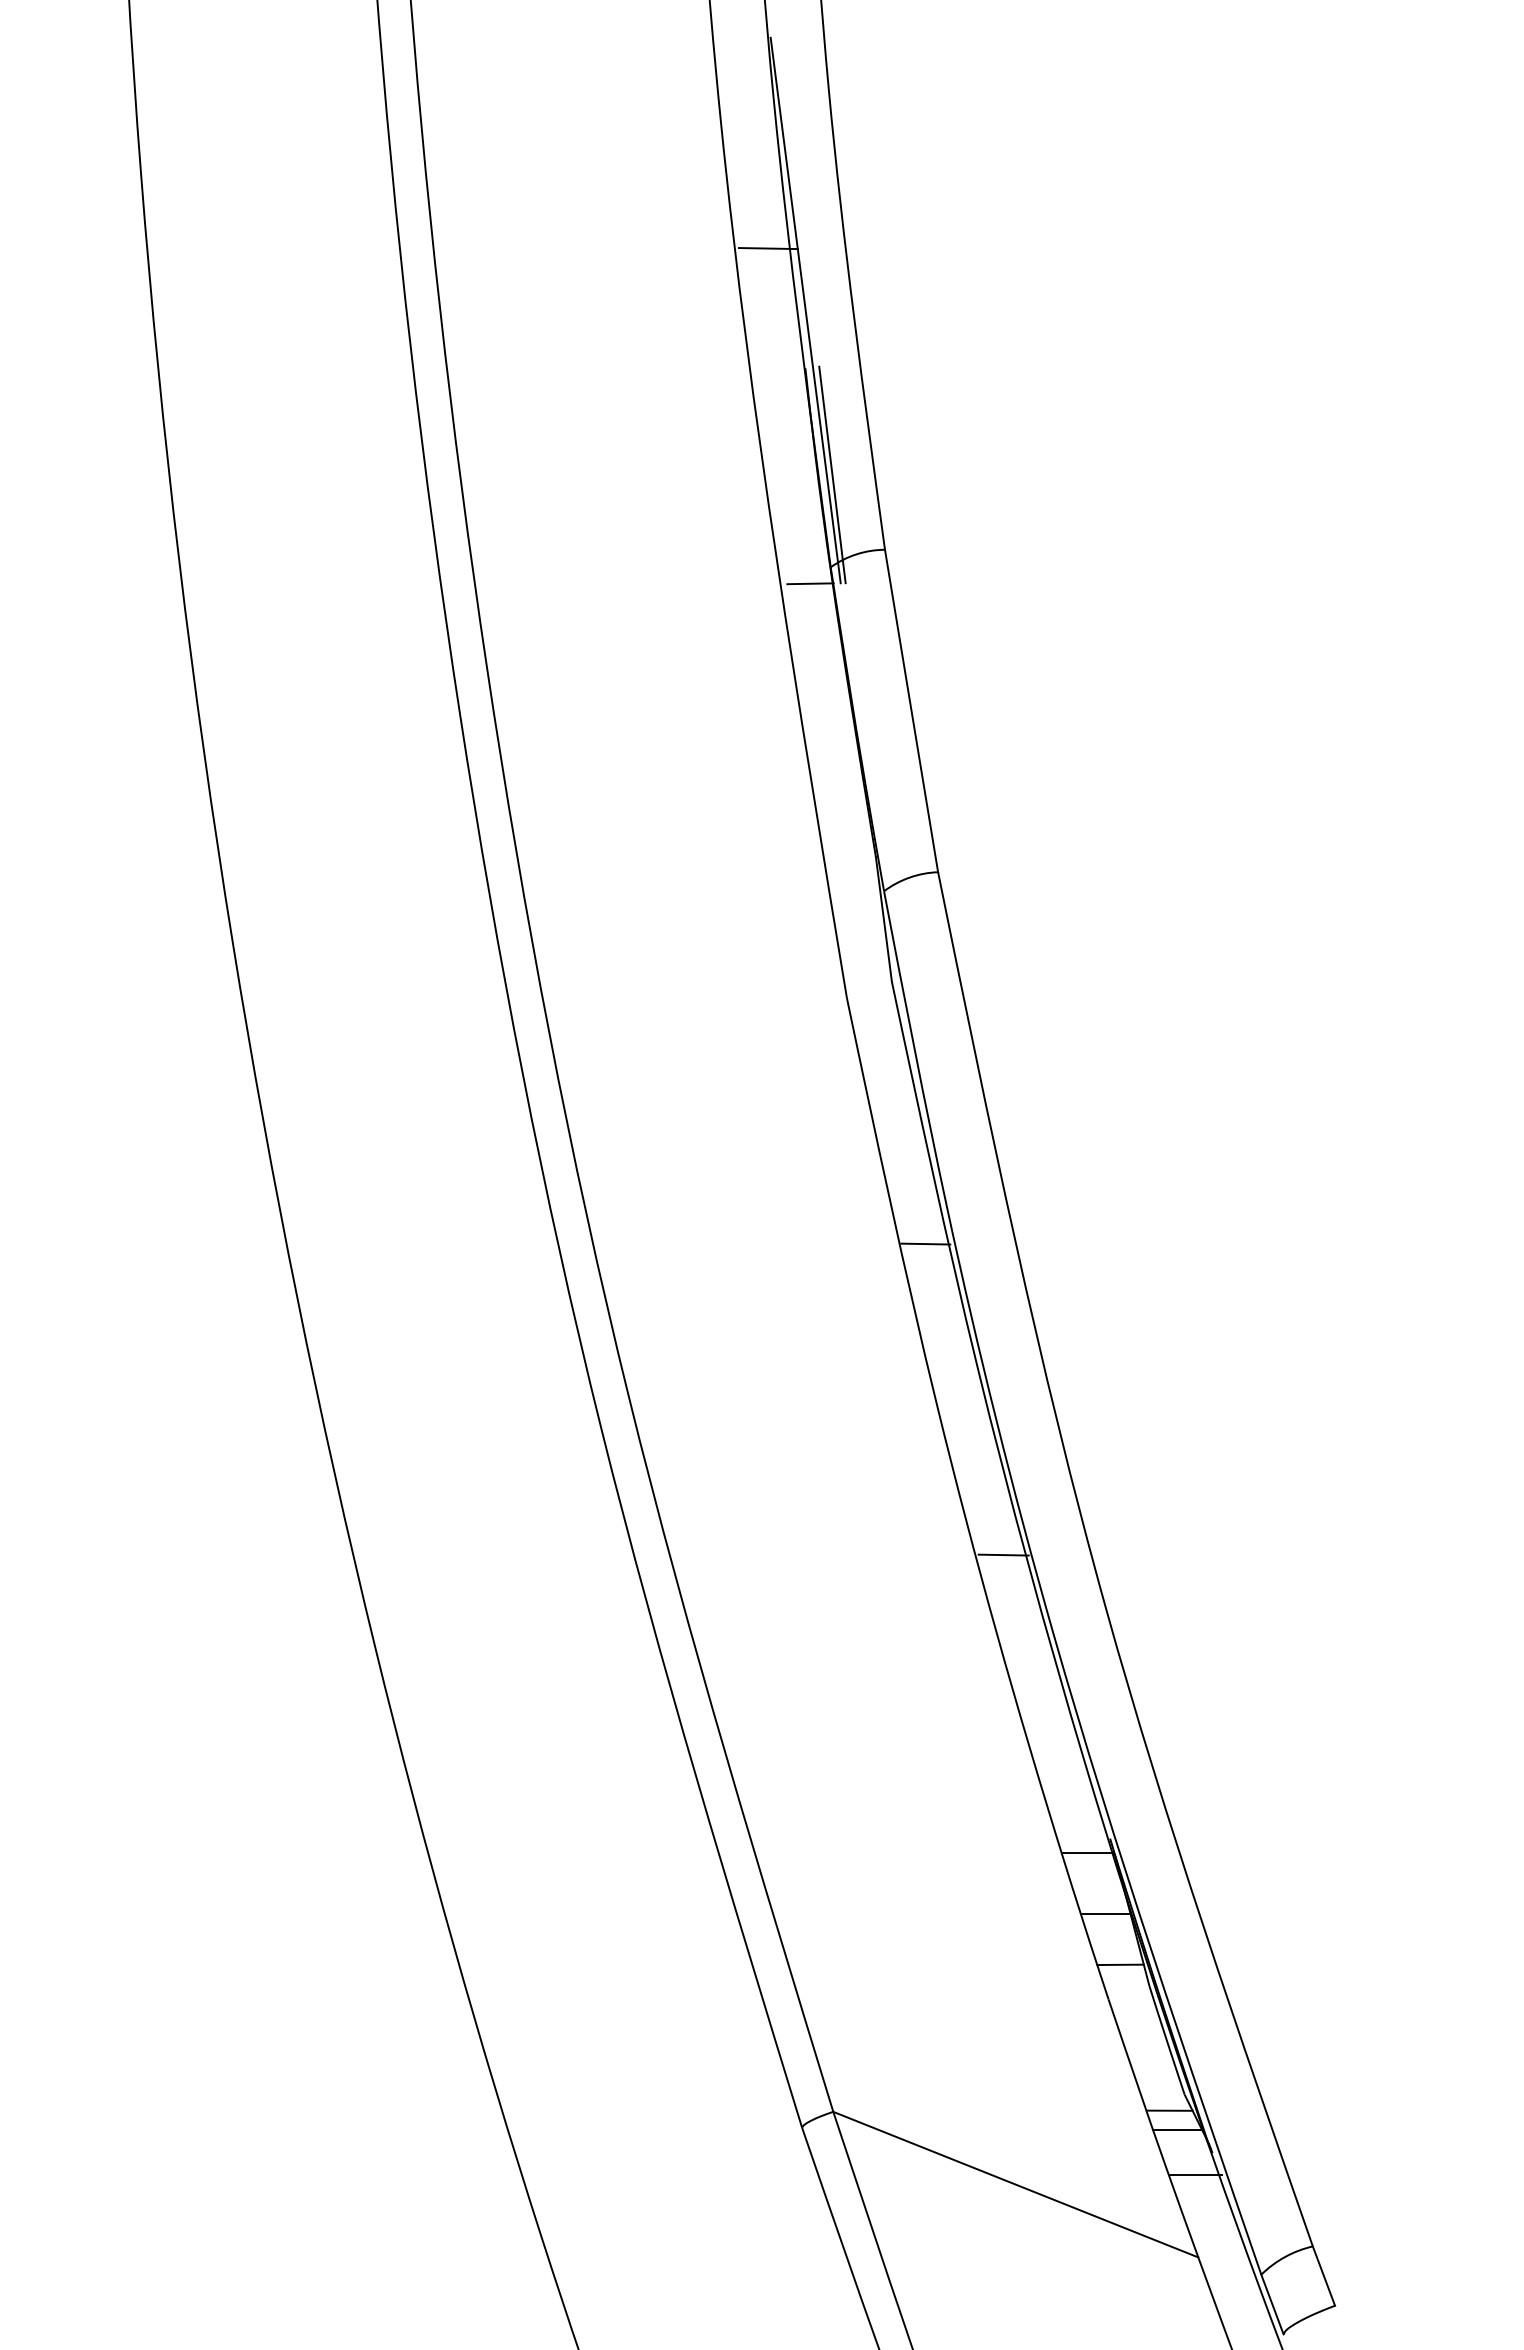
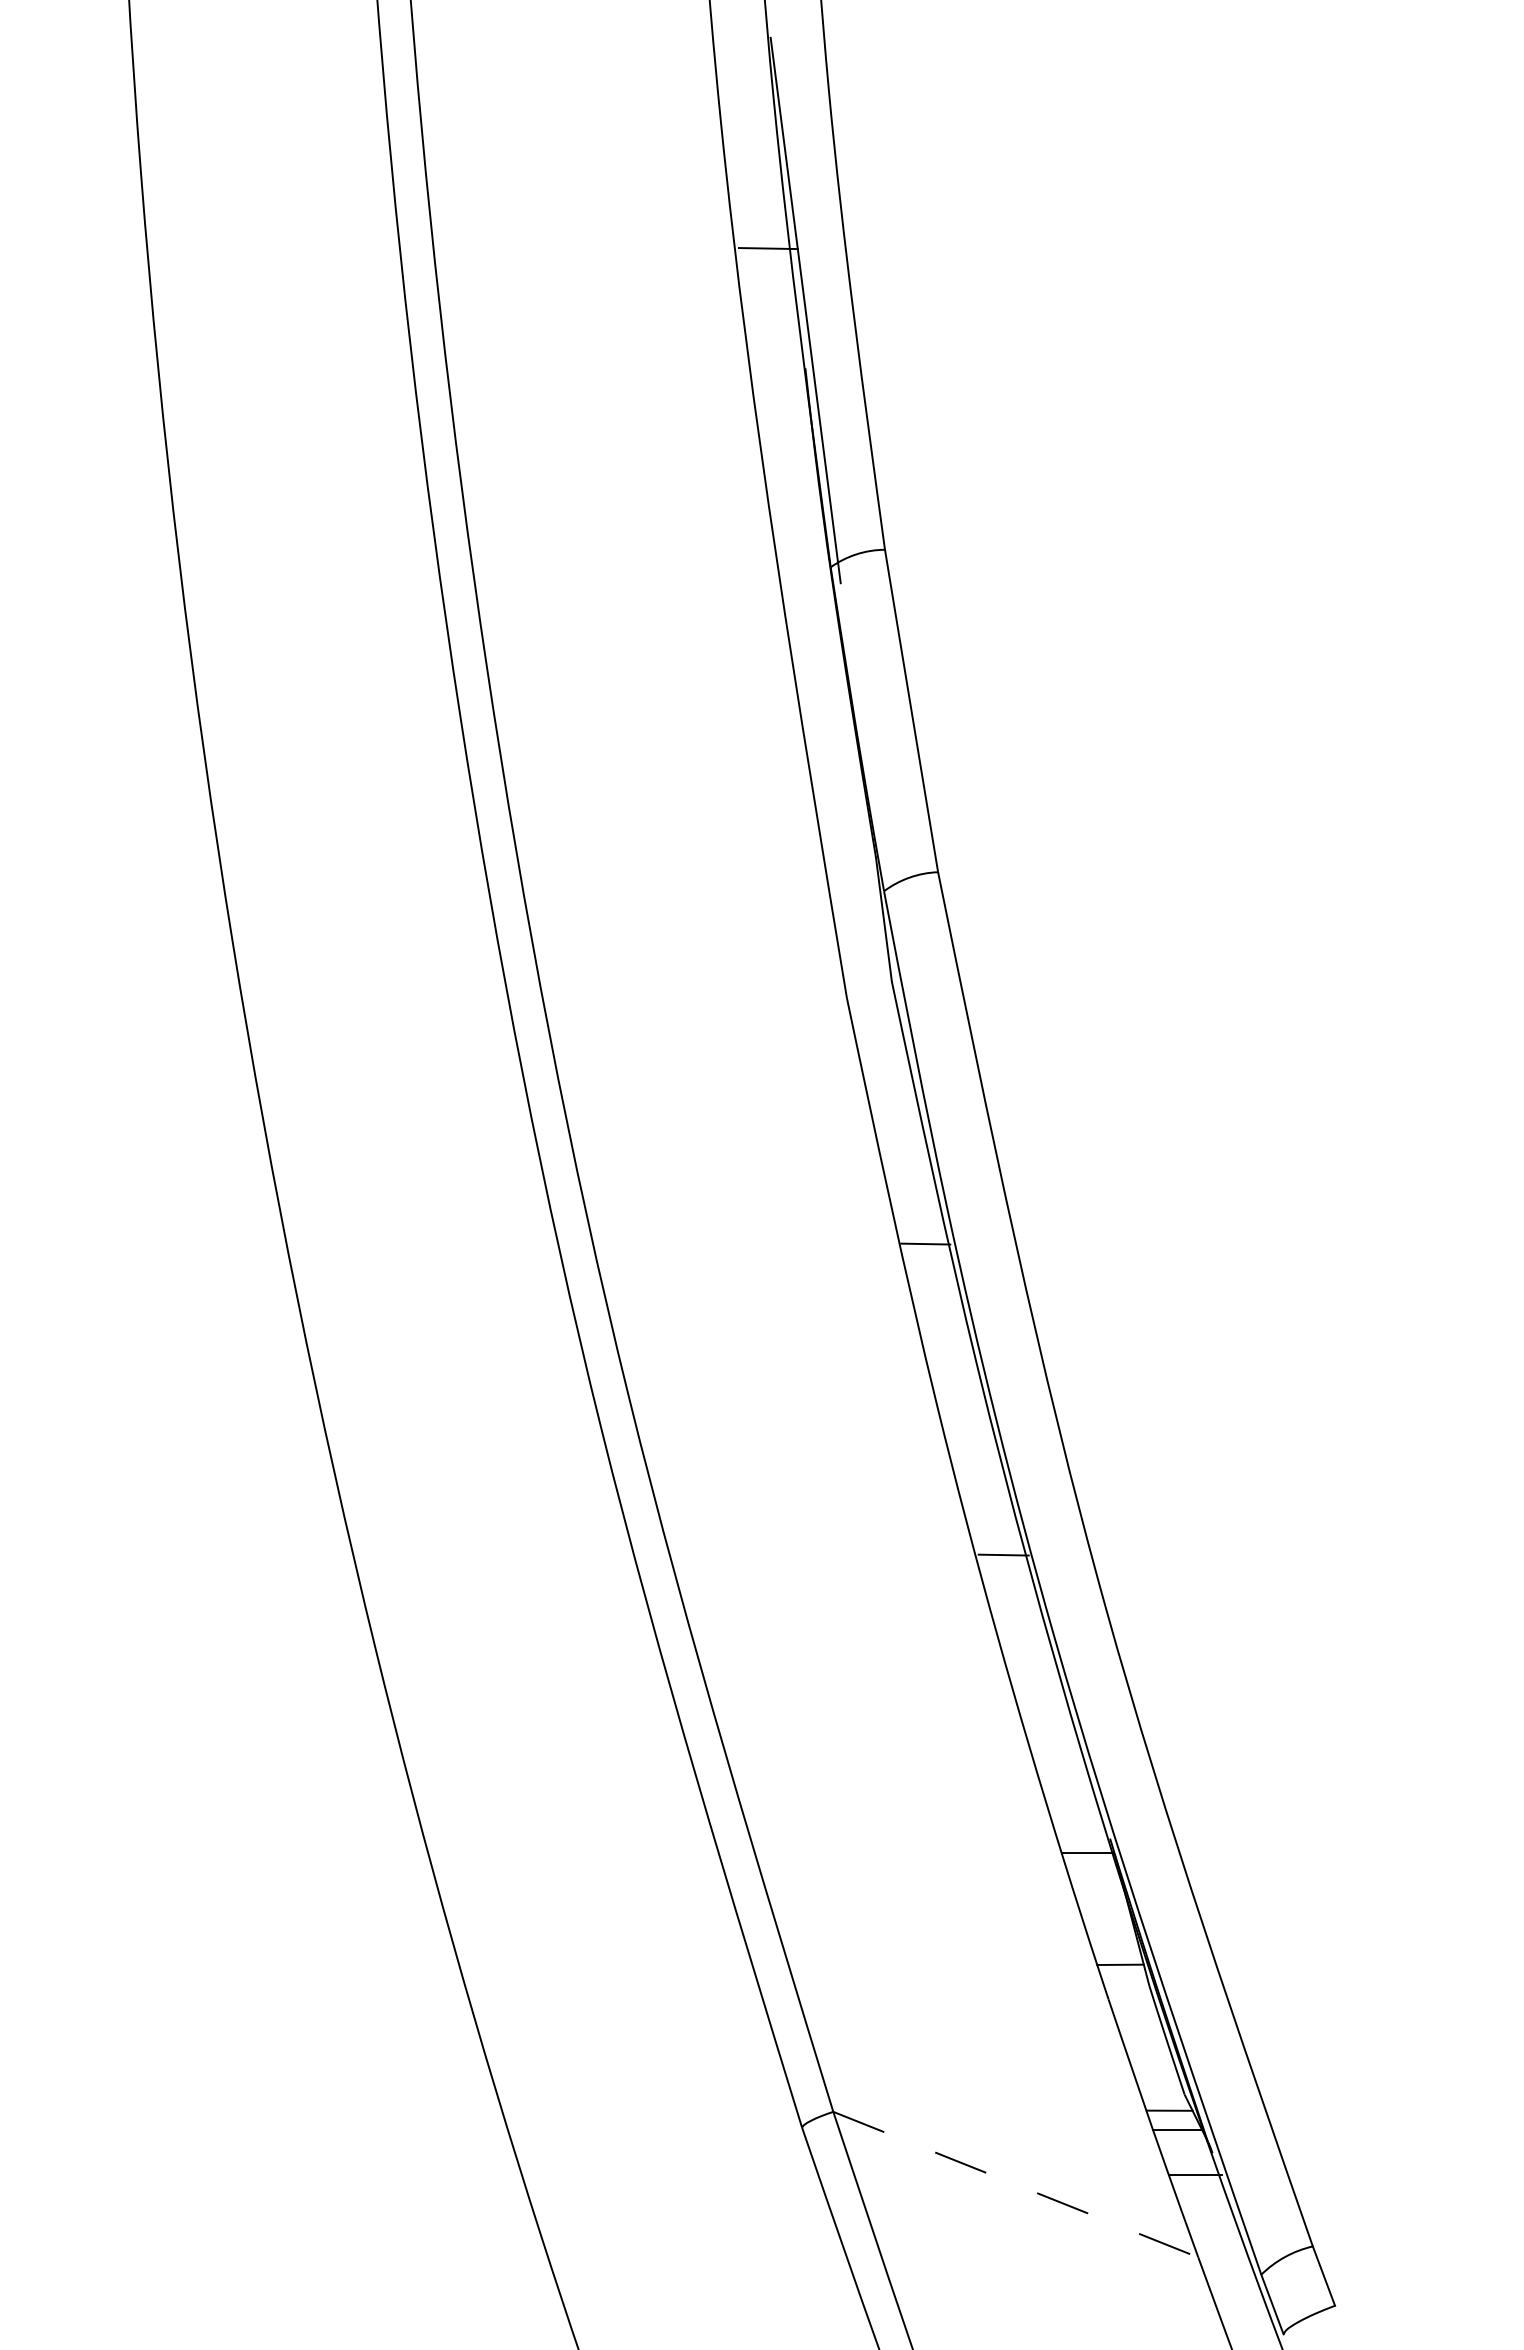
line: present -> none (832, 474)
line: present -> none (810, 583)
line: present -> none (1105, 1913)
line: solid -> dashed (1016, 2184)
